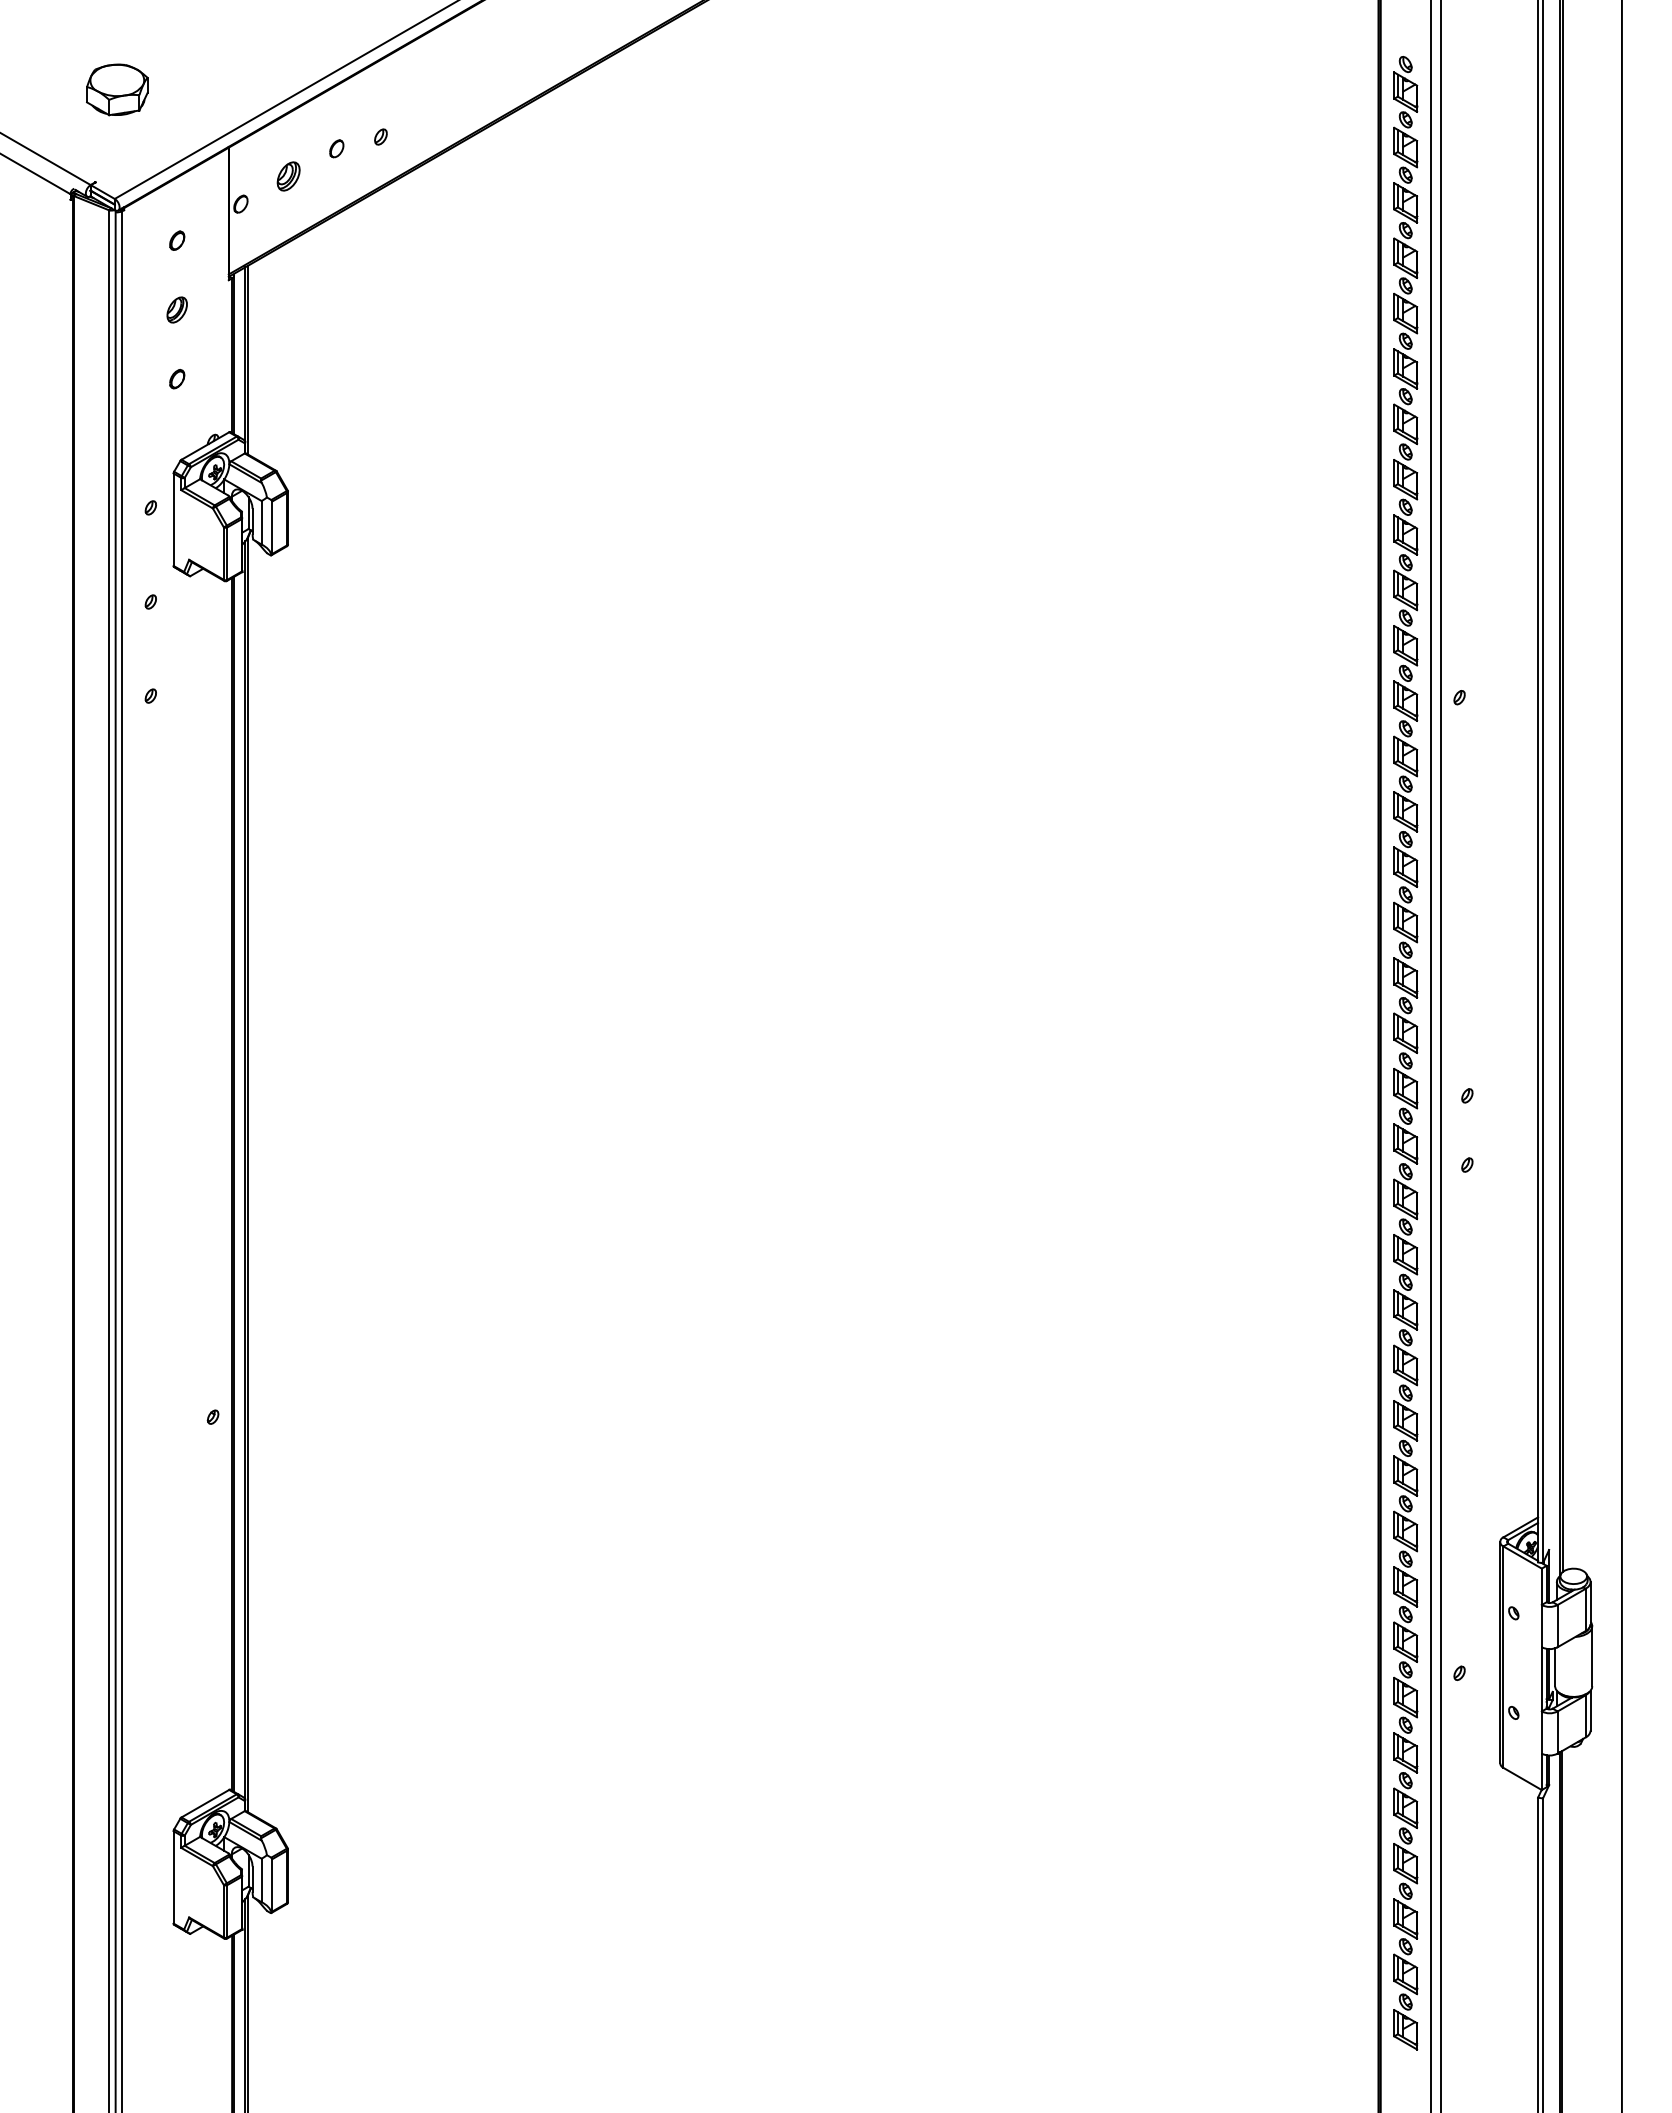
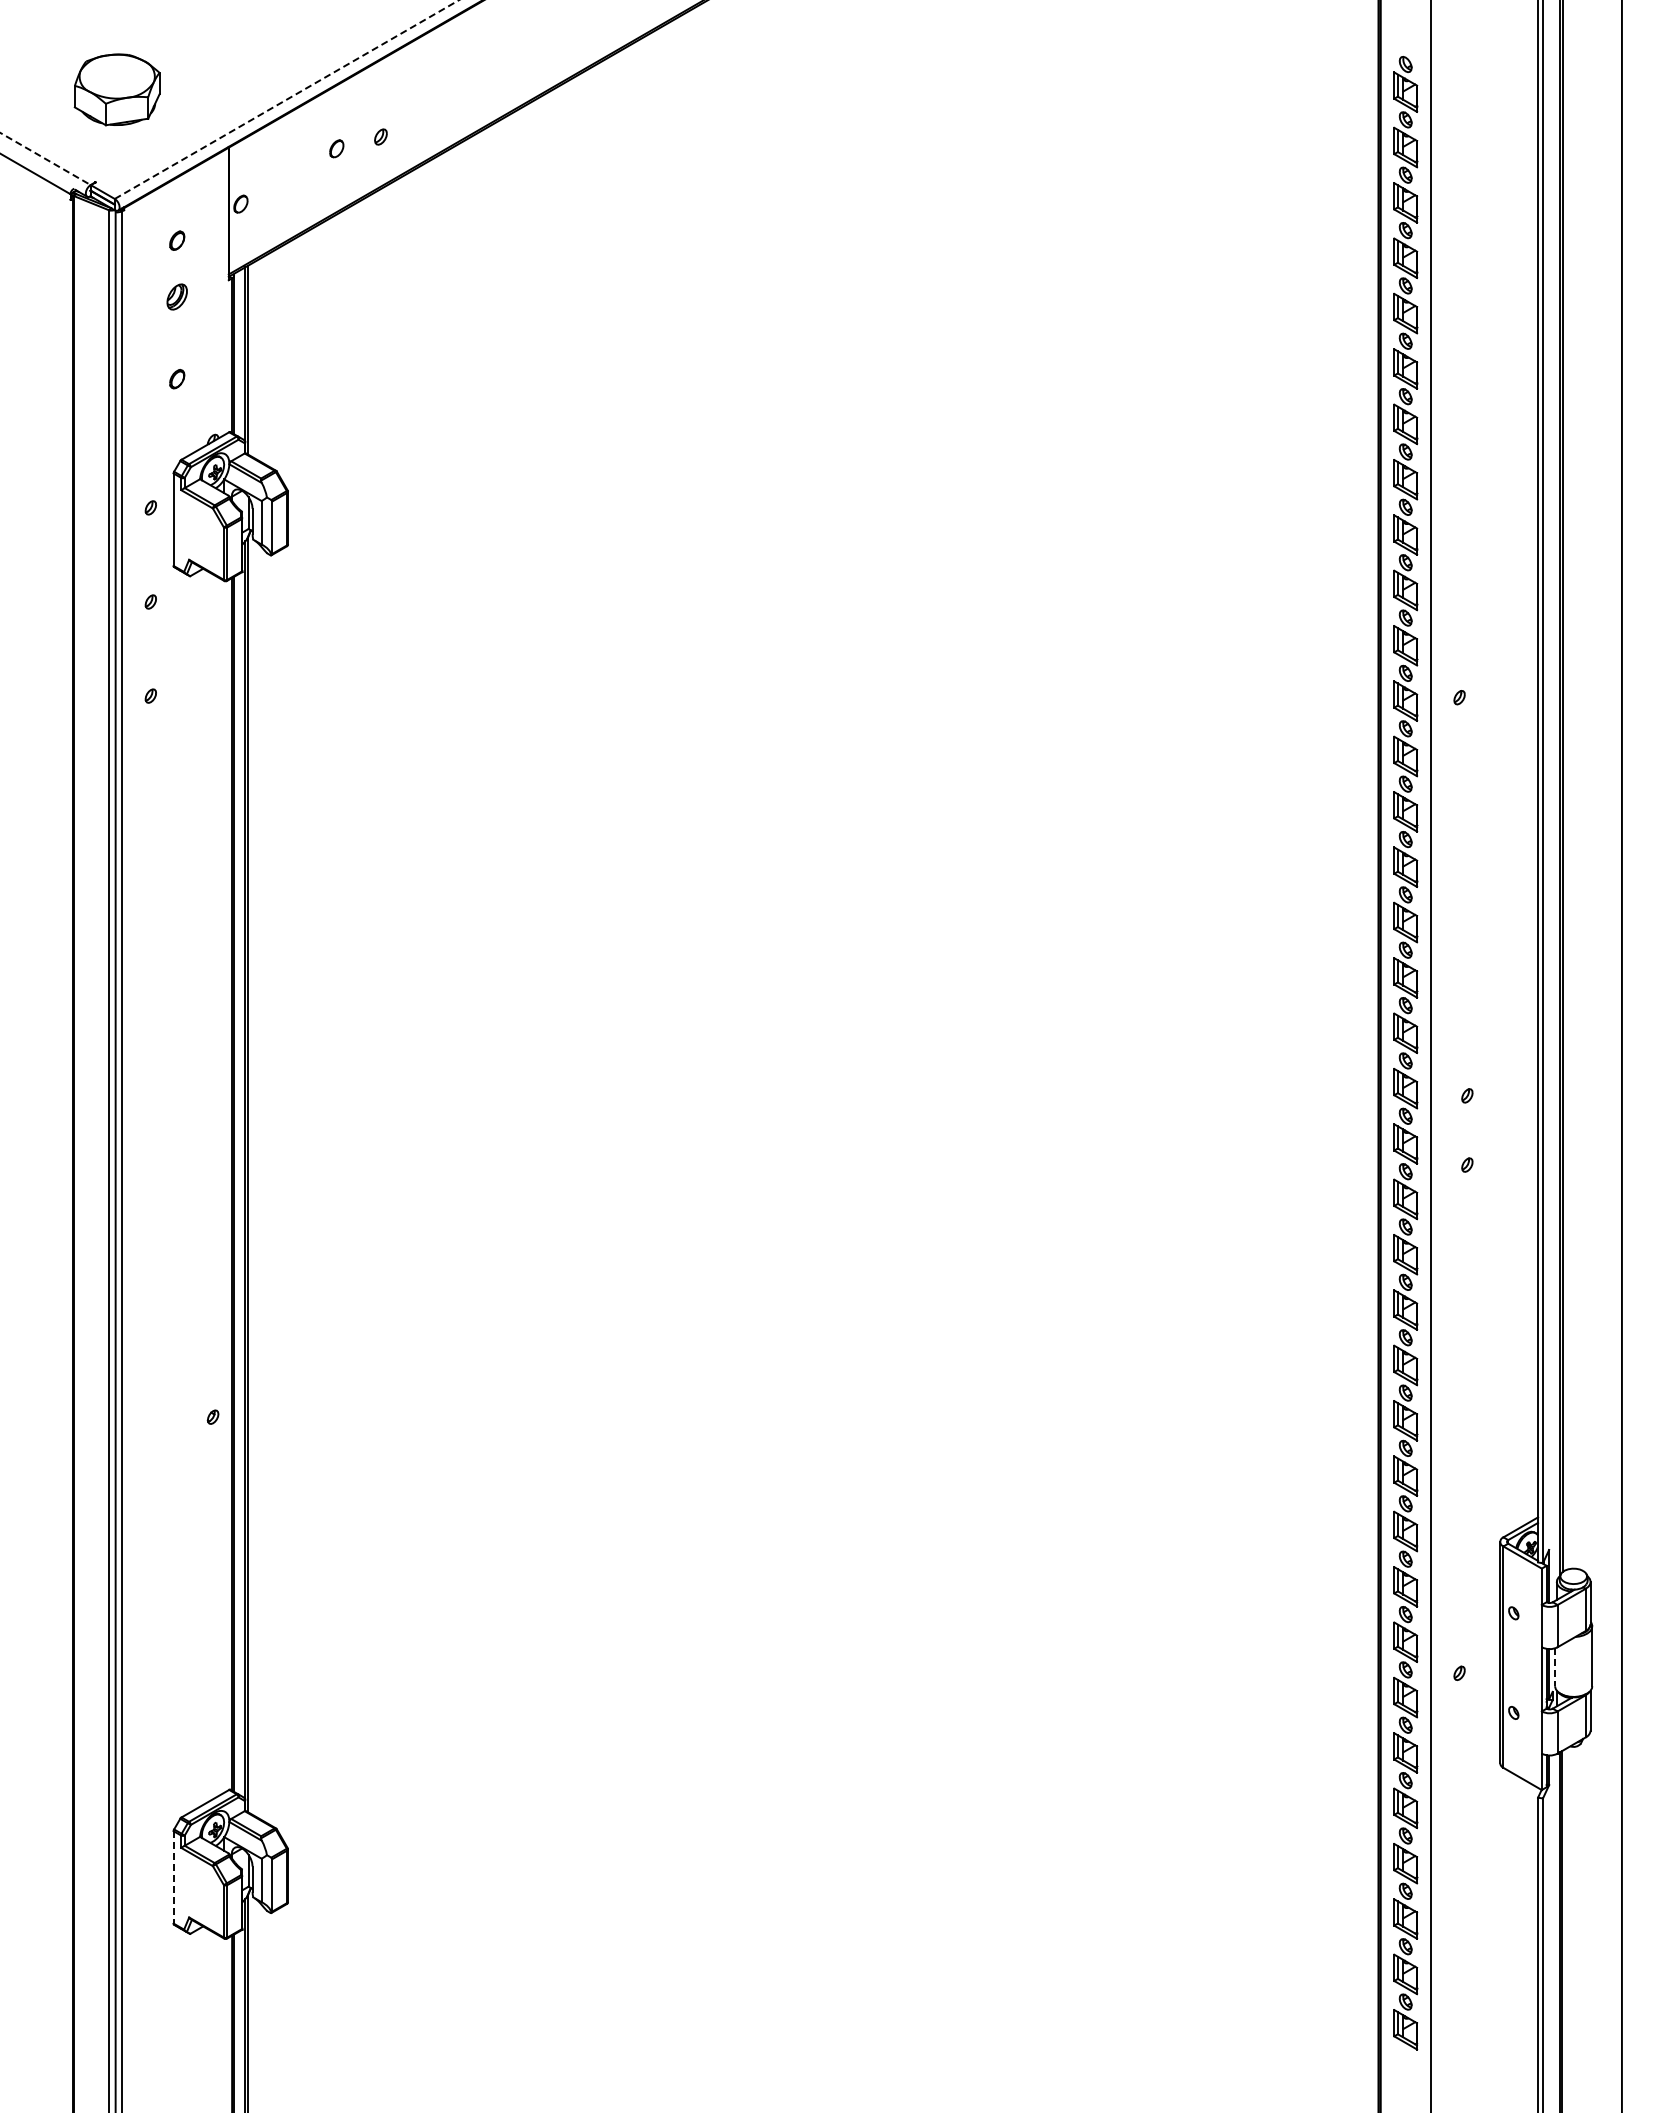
part size: 63x54 px -> 88x74 px (116, 89)
line: solid -> dashed (287, 99)
line: solid -> dashed (45, 159)
part: present -> none (288, 176)
part position: (176, 309) -> (176, 296) (176, 296)
line: present -> none (1440, 1055)
line: solid -> dashed (1555, 1667)
line: solid -> dashed (173, 1877)
